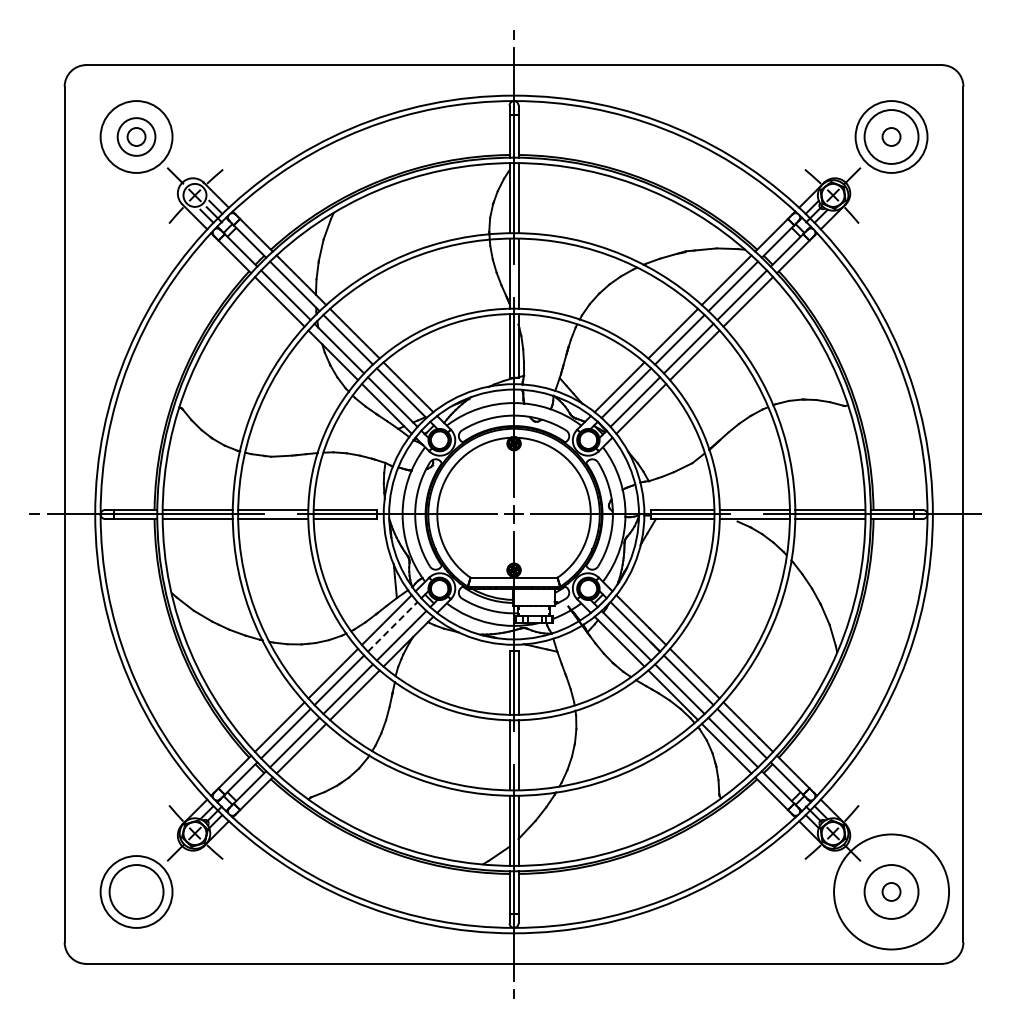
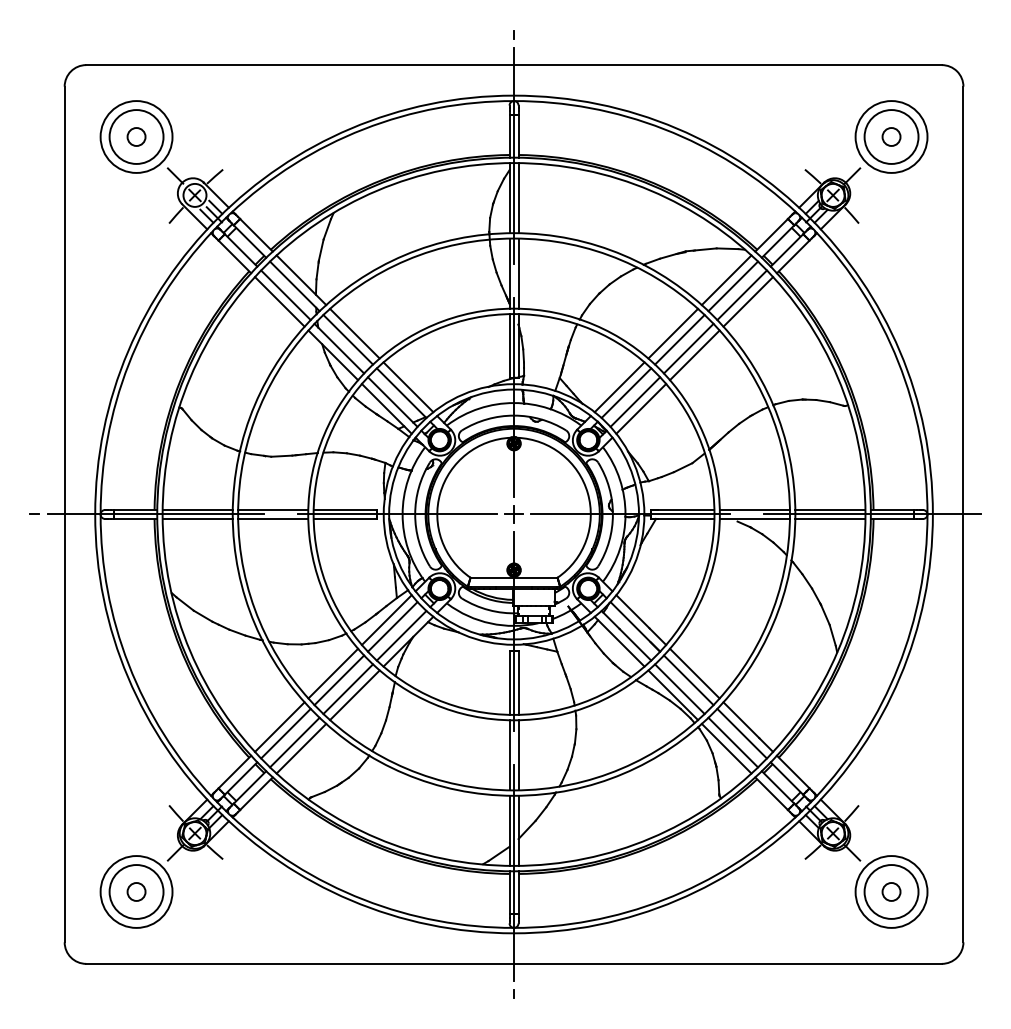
circle diameter: 38 px -> 54 px (136, 136)
line: dashed -> solid (393, 626)
circle: none -> present (136, 891)
circle diameter: 115 px -> 72 px (891, 891)
